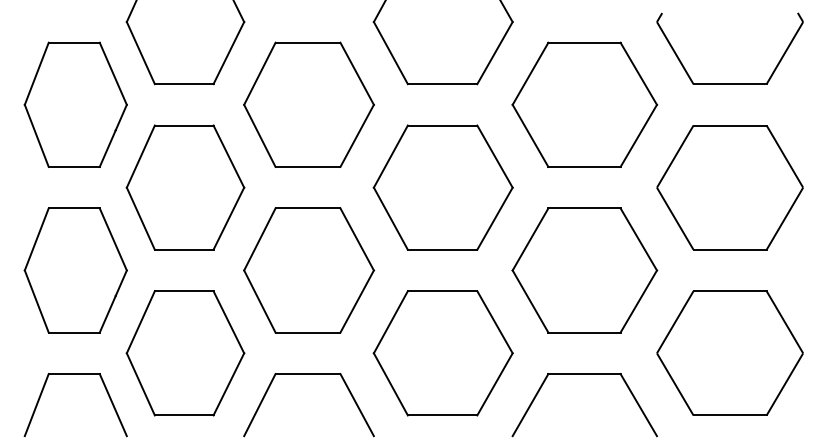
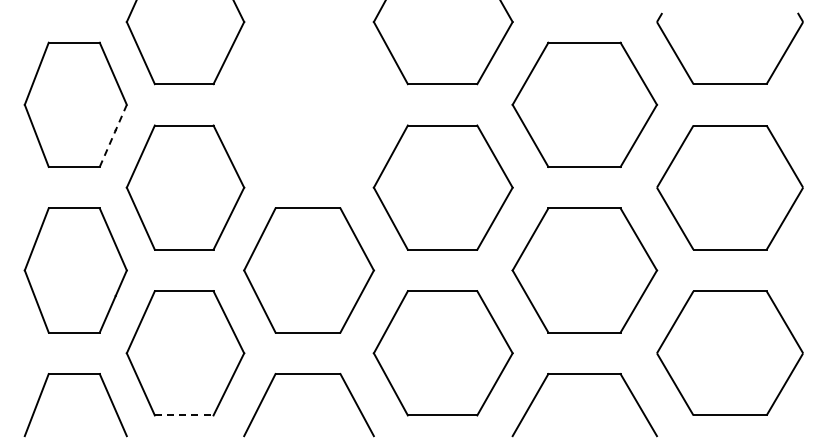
part: present -> none (308, 104)
line: solid -> dashed (113, 135)
line: solid -> dashed (184, 415)
